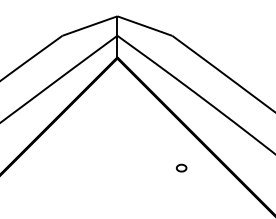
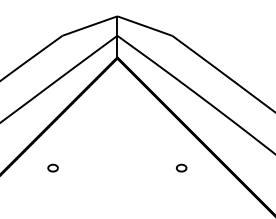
part: none -> present (52, 167)
